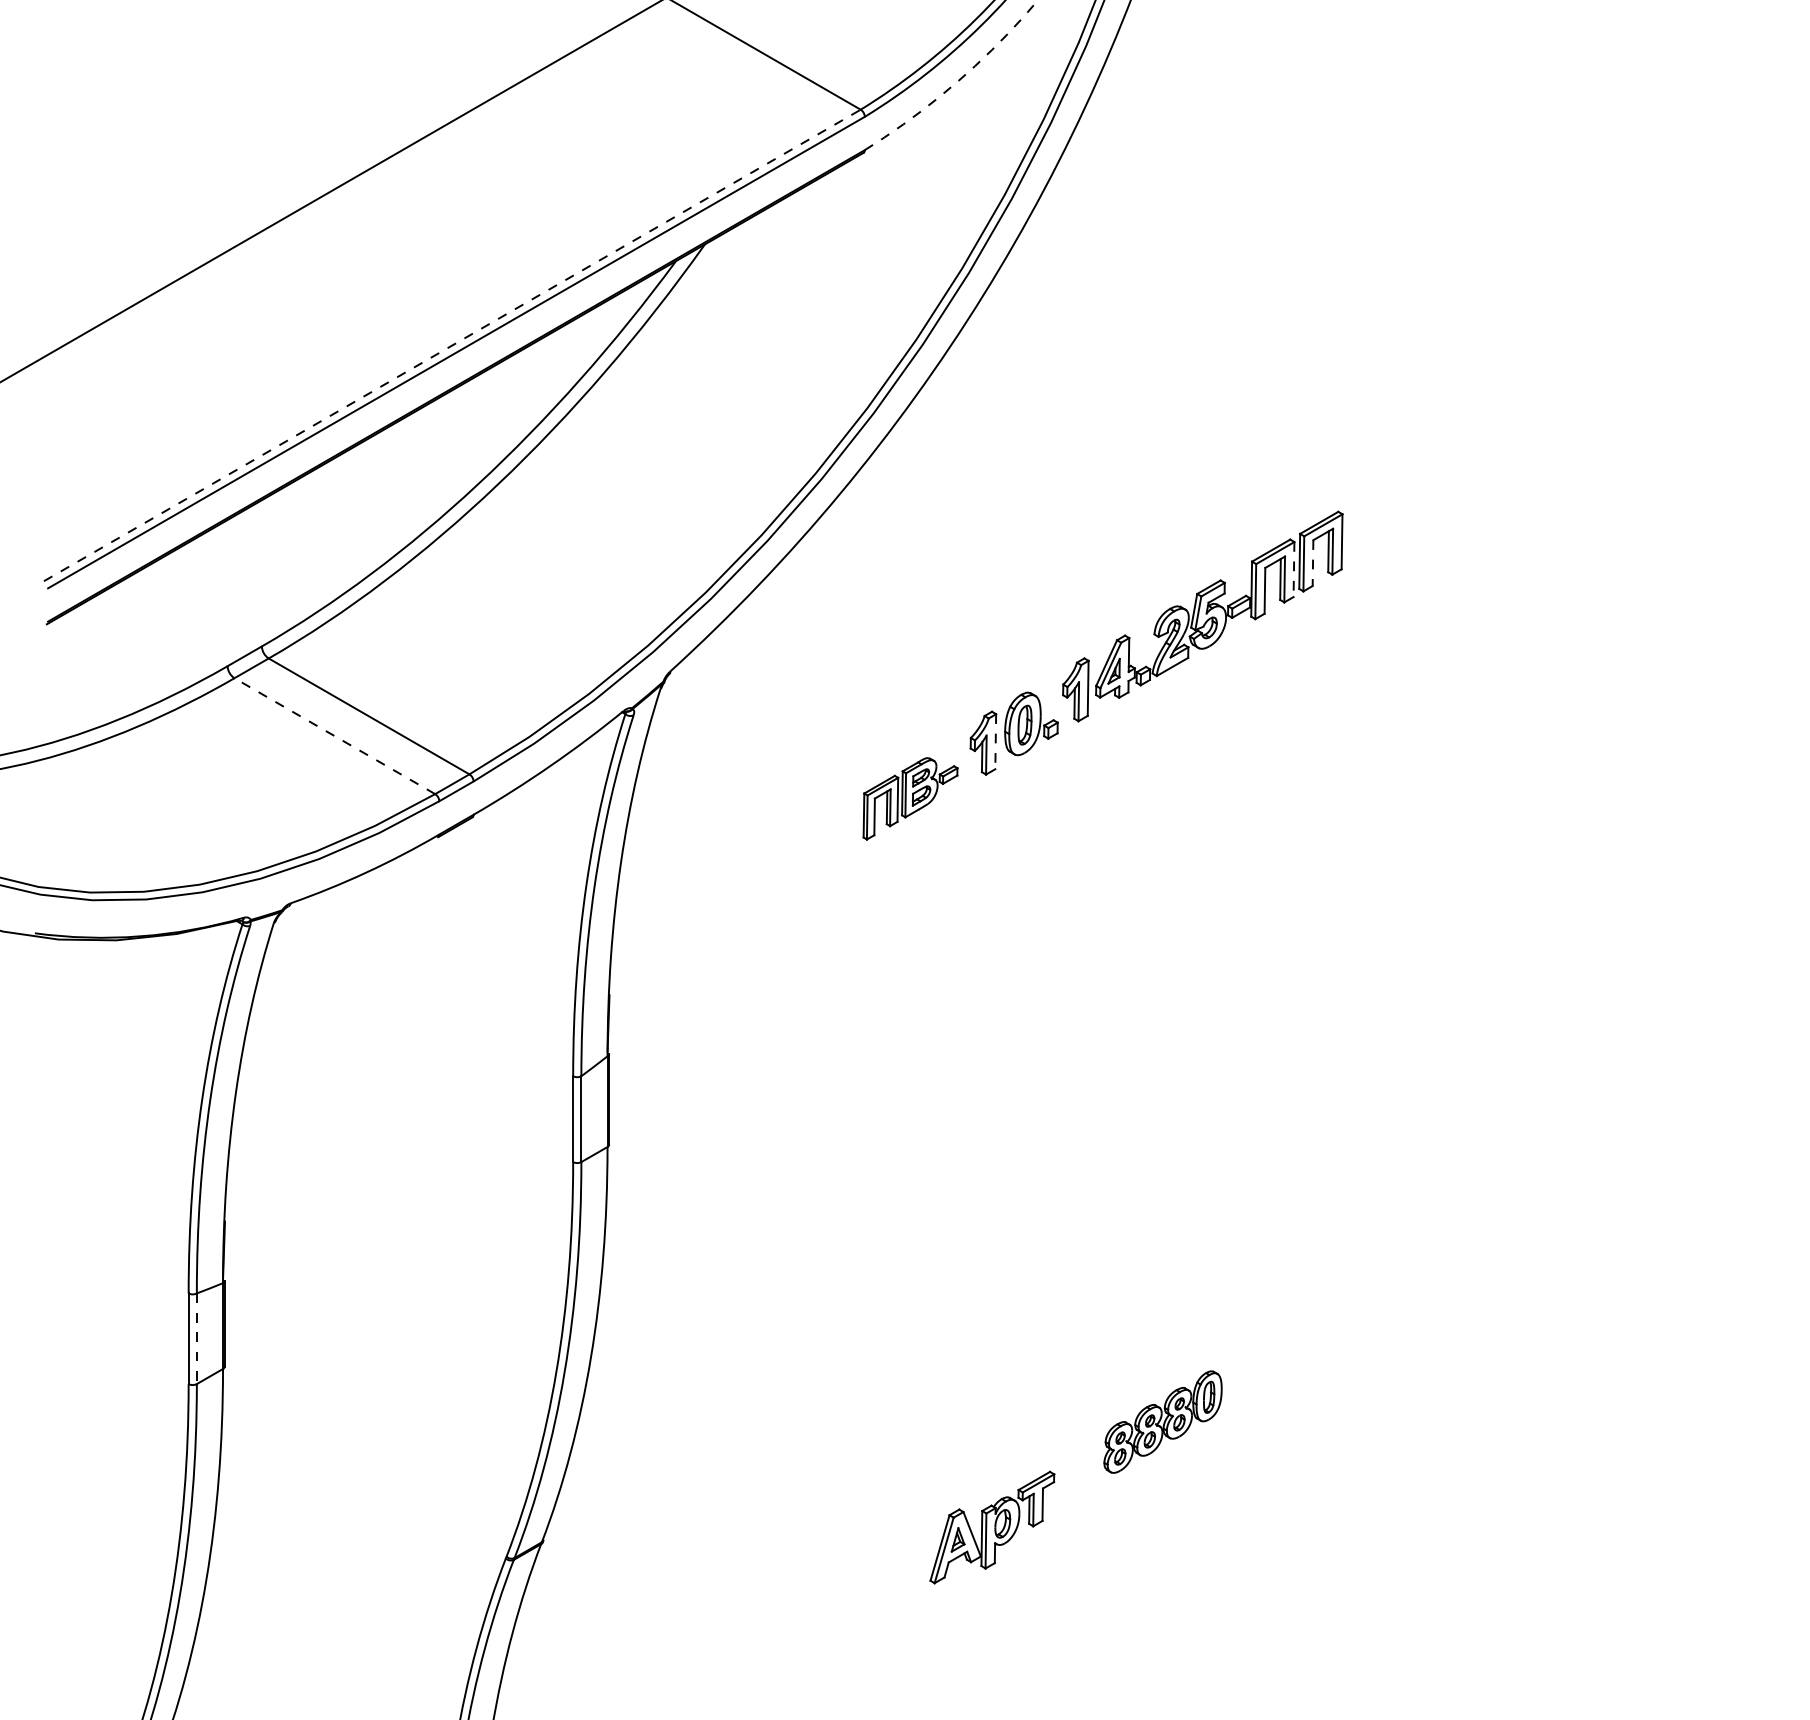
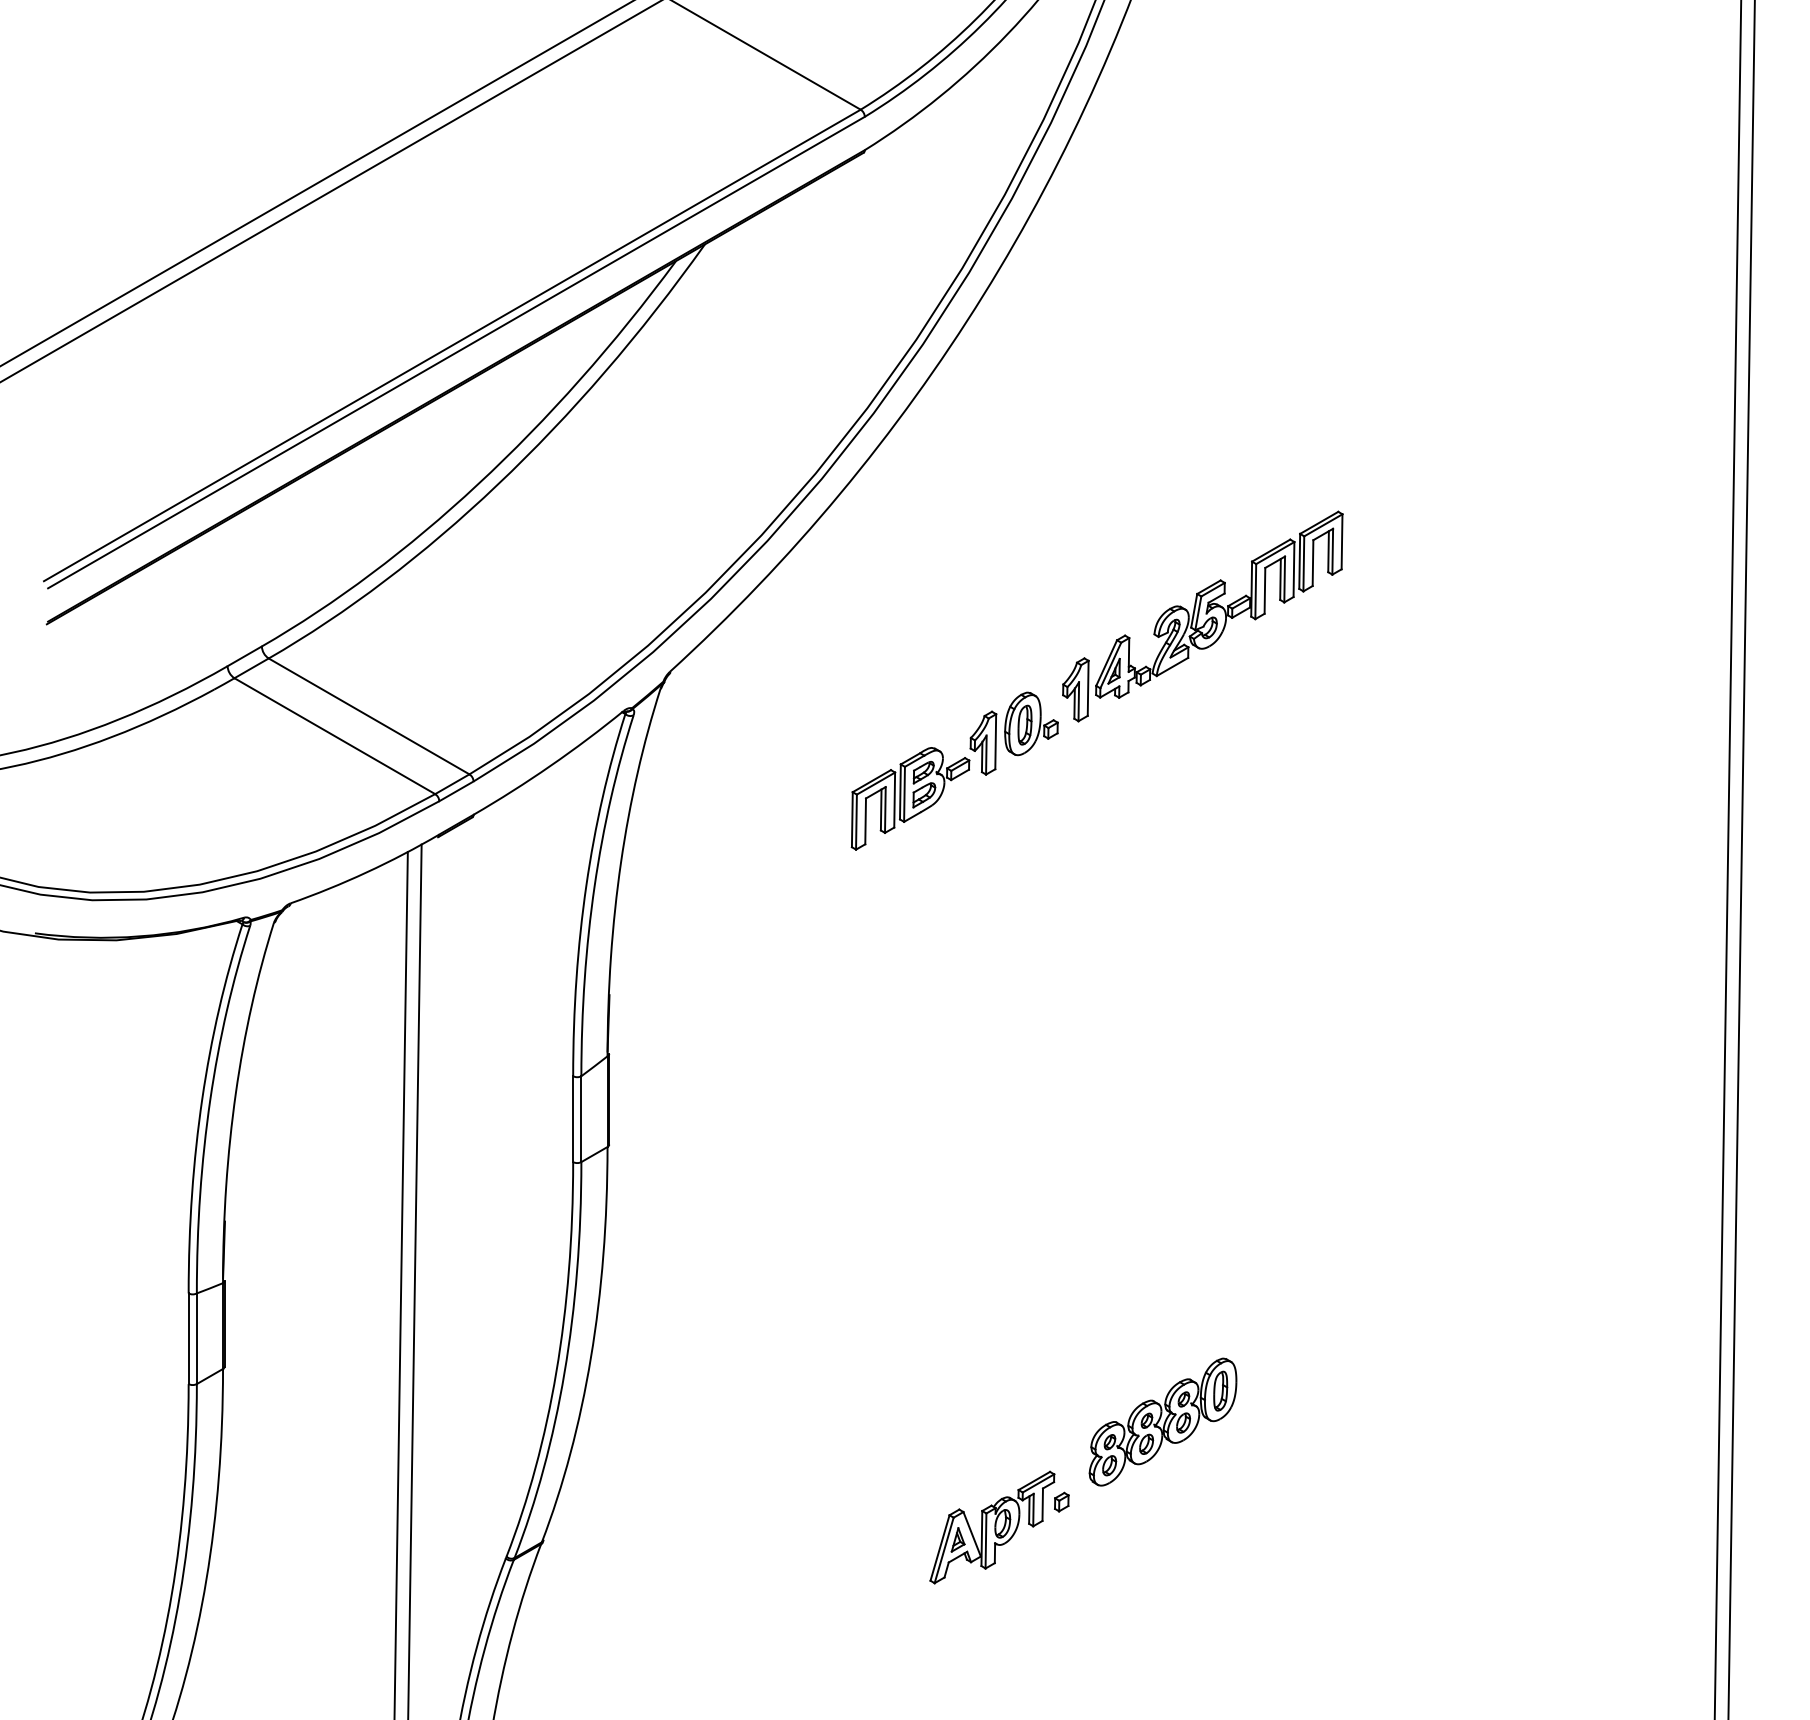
arc: dashed -> solid (957, 81)
line: none -> present (316, 183)
line: dashed -> solid (452, 345)
line: dashed -> solid (1313, 563)
line: dashed -> solid (1293, 569)
line: dashed -> solid (334, 736)
line: dashed -> solid (995, 741)
part size: 97x84 px -> 121x104 px (910, 798)
line: none -> present (1727, 859)
line: none -> present (1741, 859)
line: none -> present (414, 1280)
line: none -> present (400, 1283)
line: dashed -> solid (196, 1339)
part size: 120x104 px -> 150x130 px (1162, 1421)
part: none -> present (1061, 1501)
